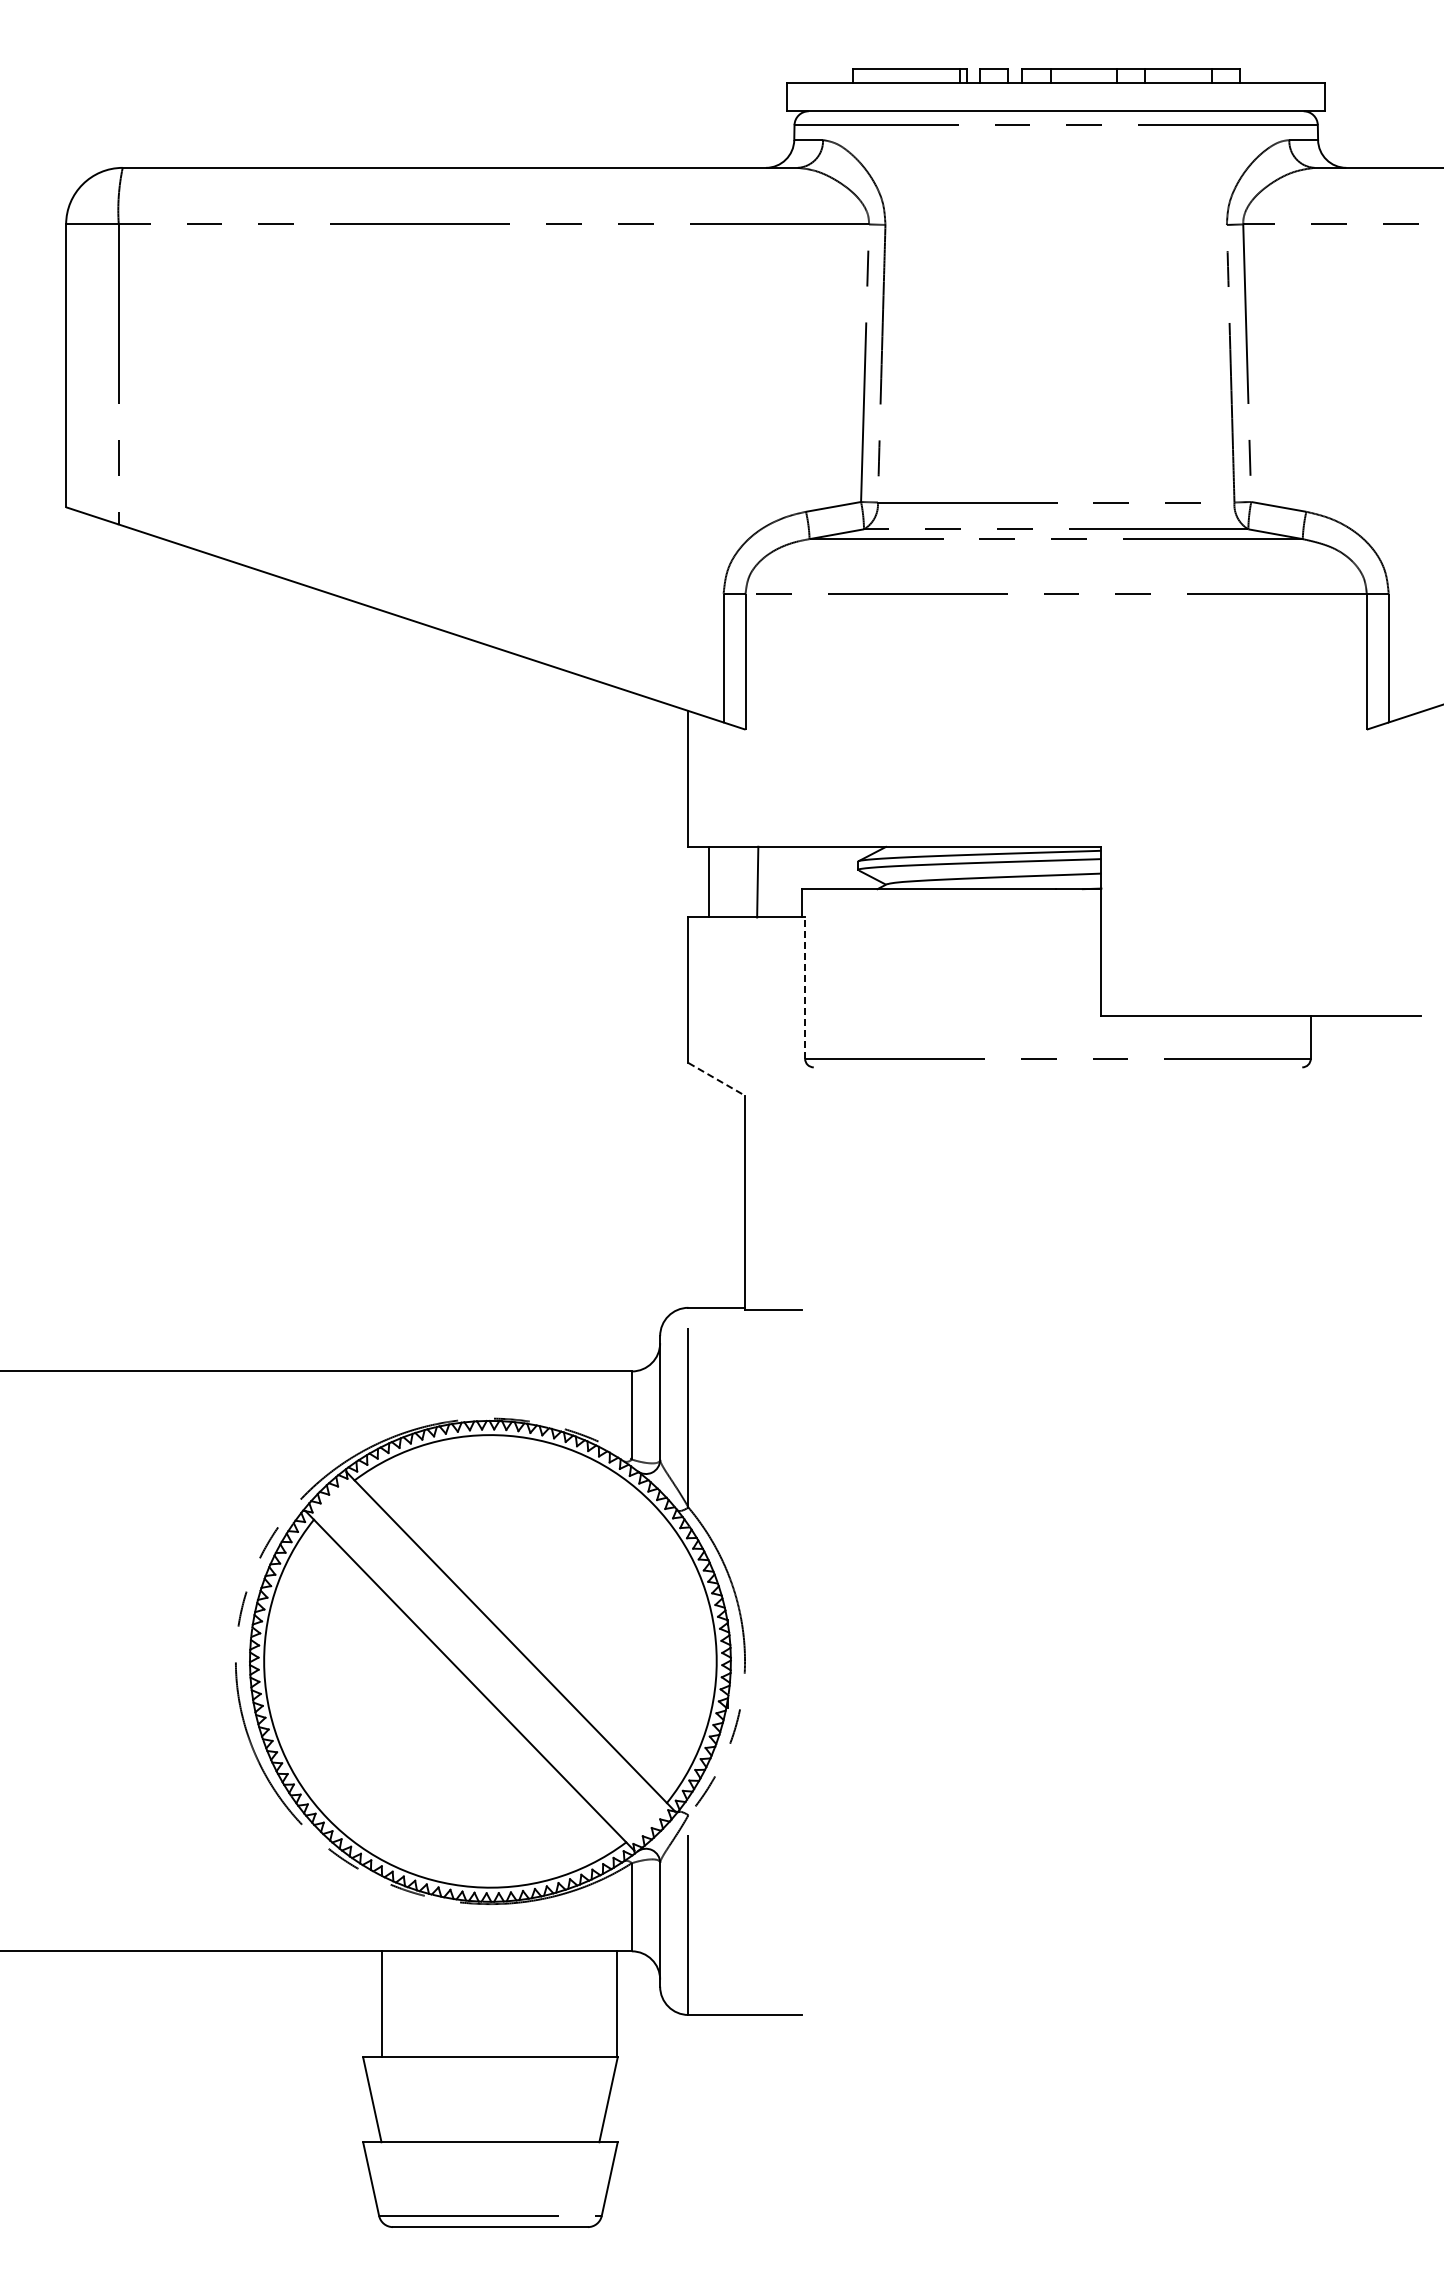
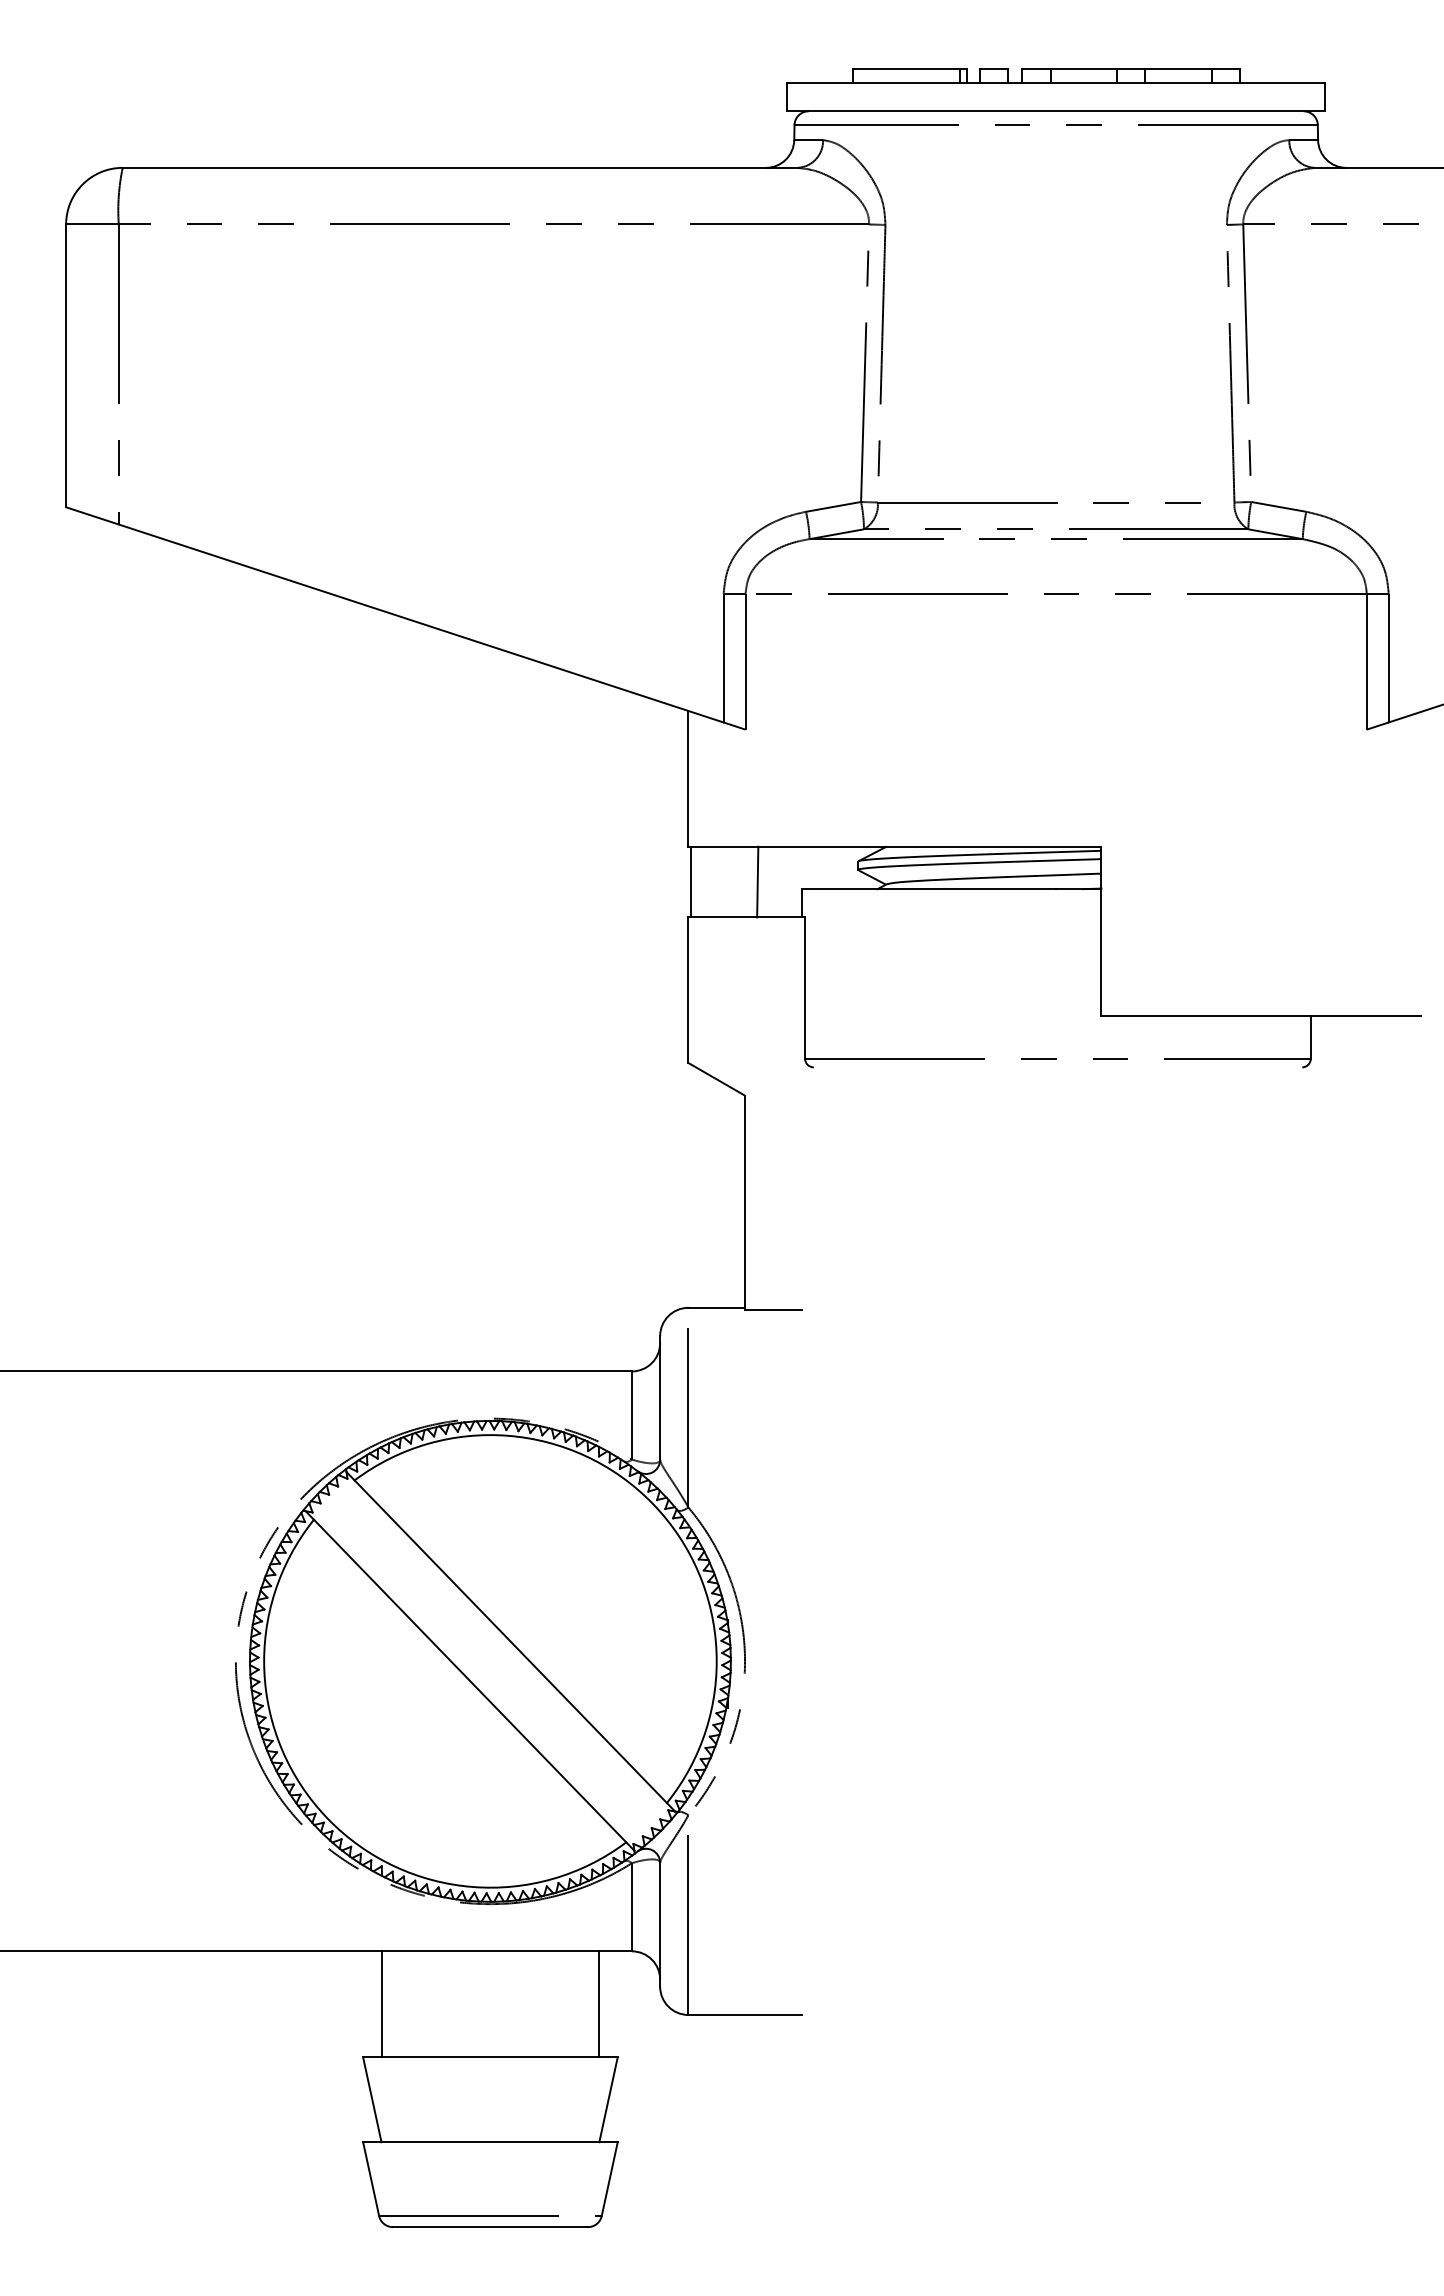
line position: (709, 881) -> (691, 881) (691, 881)
line: dashed -> solid (805, 988)
line: dashed -> solid (716, 1079)
line position: (617, 2004) -> (599, 2004) (599, 2004)
